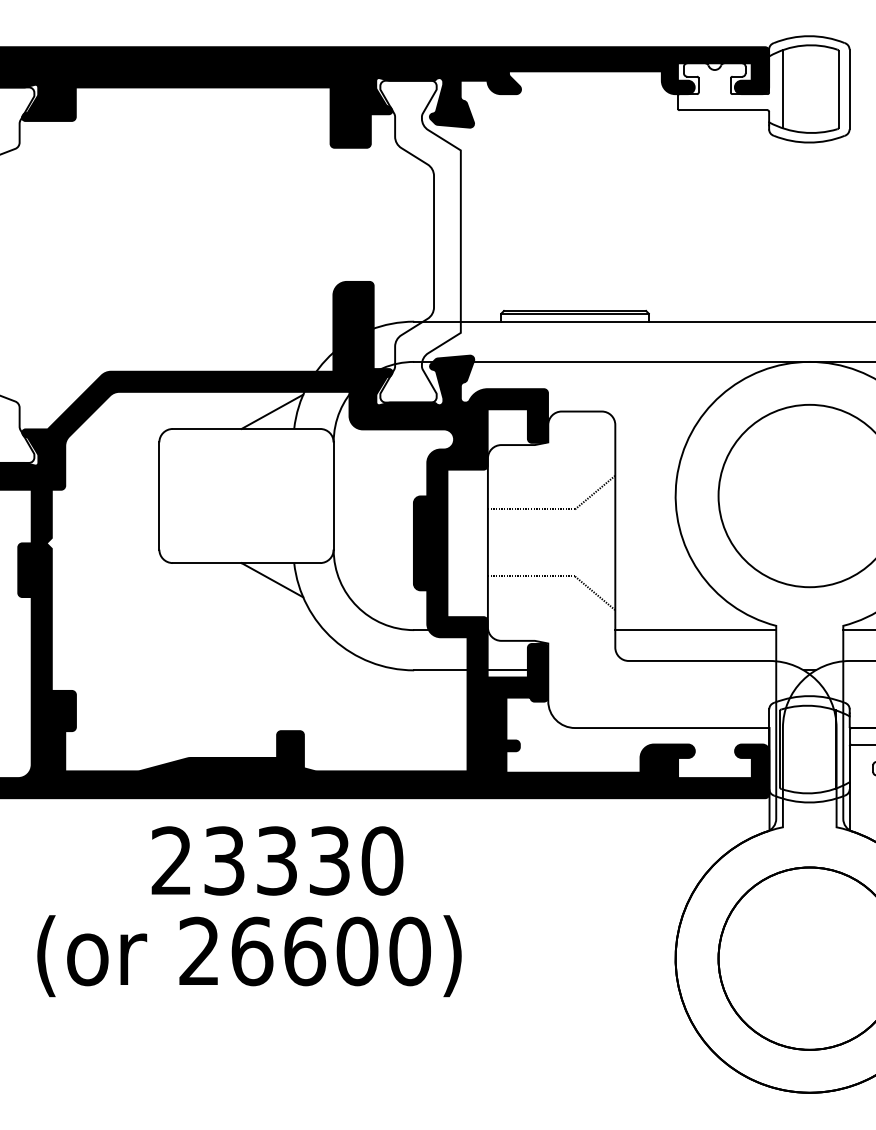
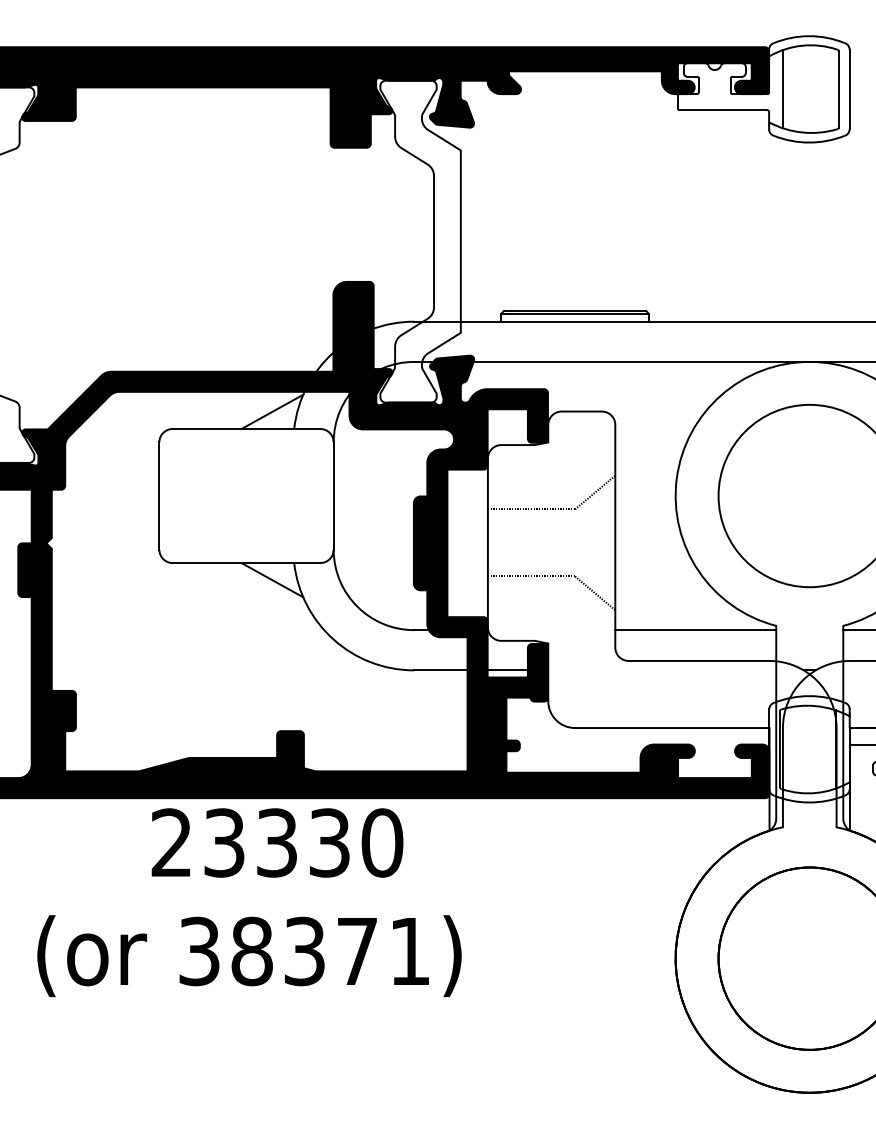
text position: (277, 860) -> (277, 842) (277, 842)
text: 26600) -> 38371) (304, 951)
